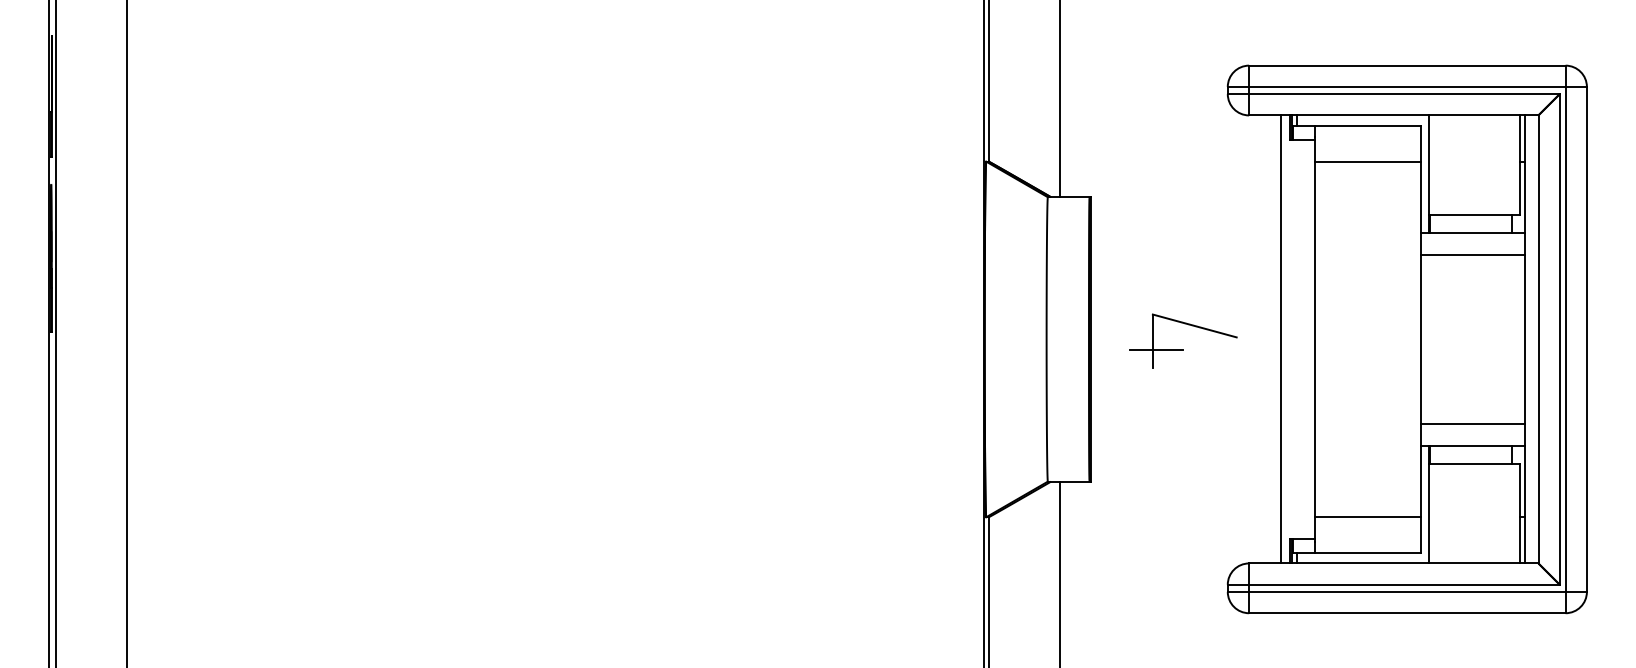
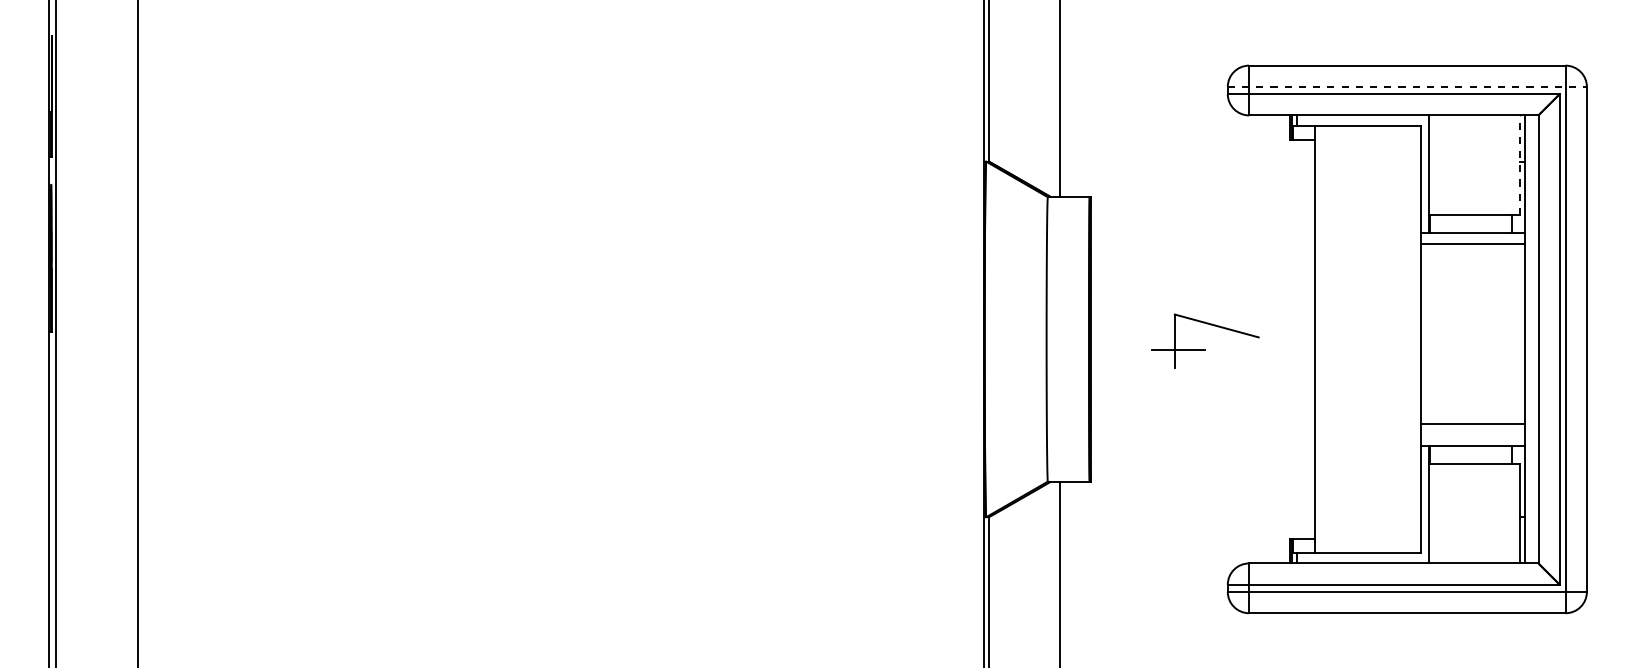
line: solid -> dashed (1407, 86)
line: present -> none (1367, 161)
line: solid -> dashed (1520, 165)
line position: (1472, 254) -> (1472, 243) (1472, 243)
line position: (126, 333) -> (137, 333) (137, 333)
line: present -> none (1280, 339)
part position: (1183, 349) -> (1205, 349) (1205, 349)
line: present -> none (1367, 517)
